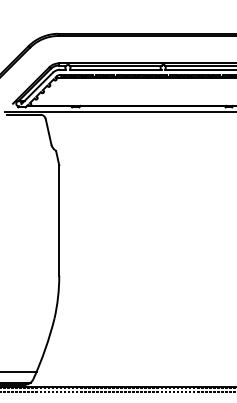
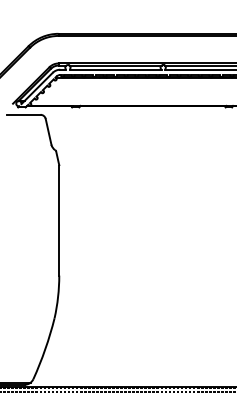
line: present -> none (119, 112)
line: present -> none (19, 371)
